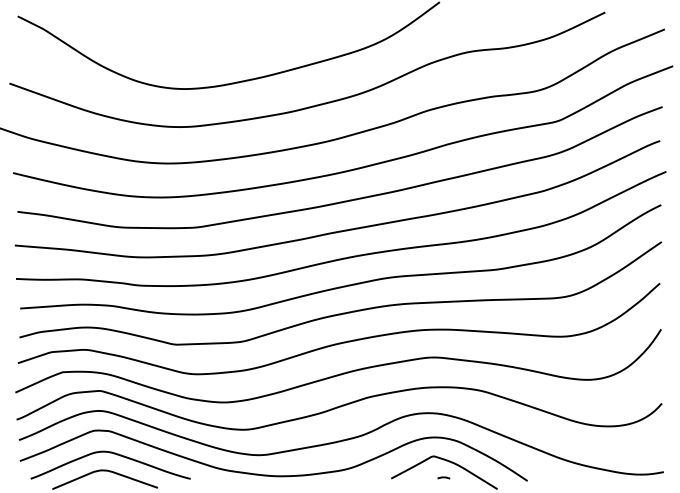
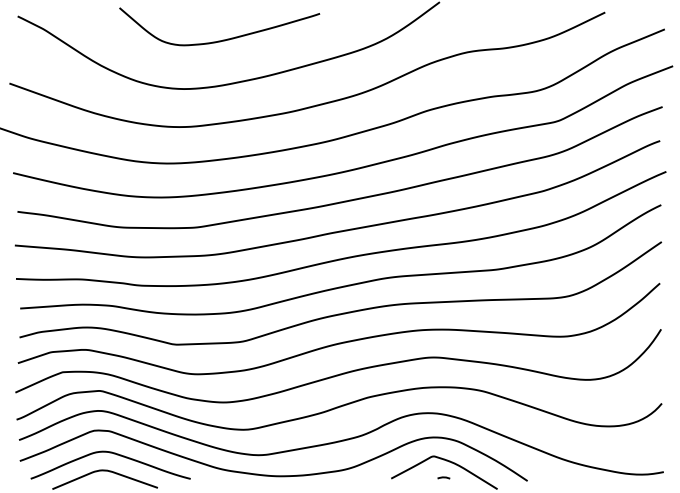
curve: none -> present (222, 39)
